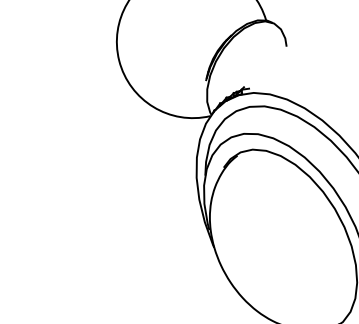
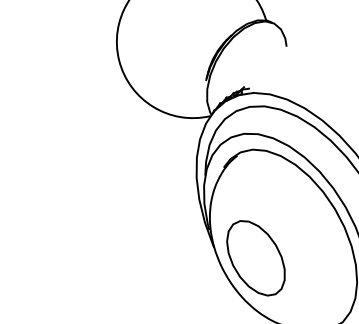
part: none -> present (255, 258)
